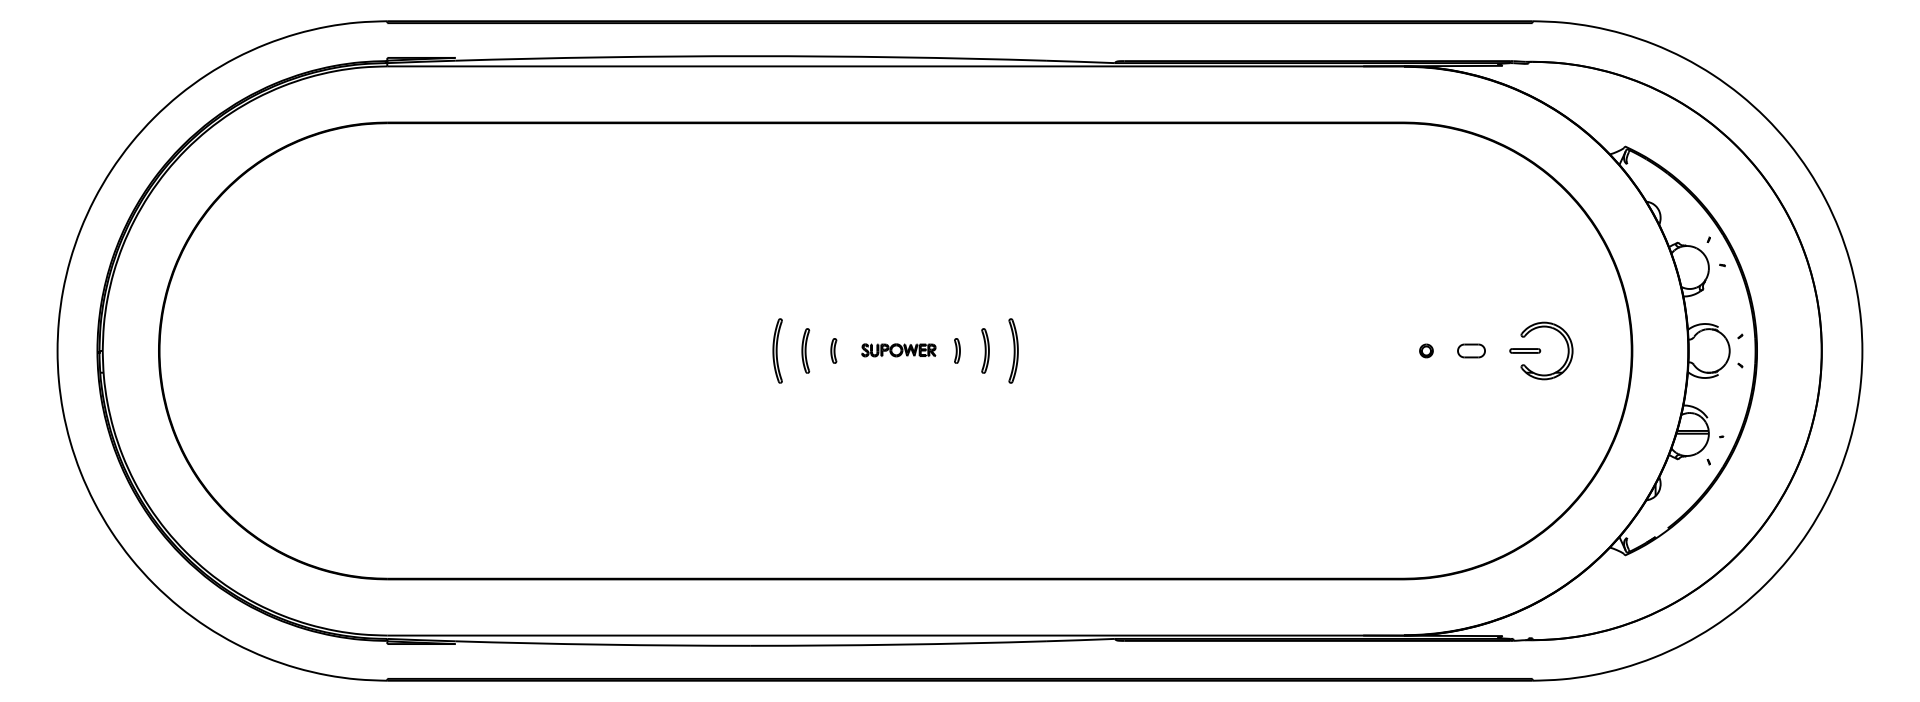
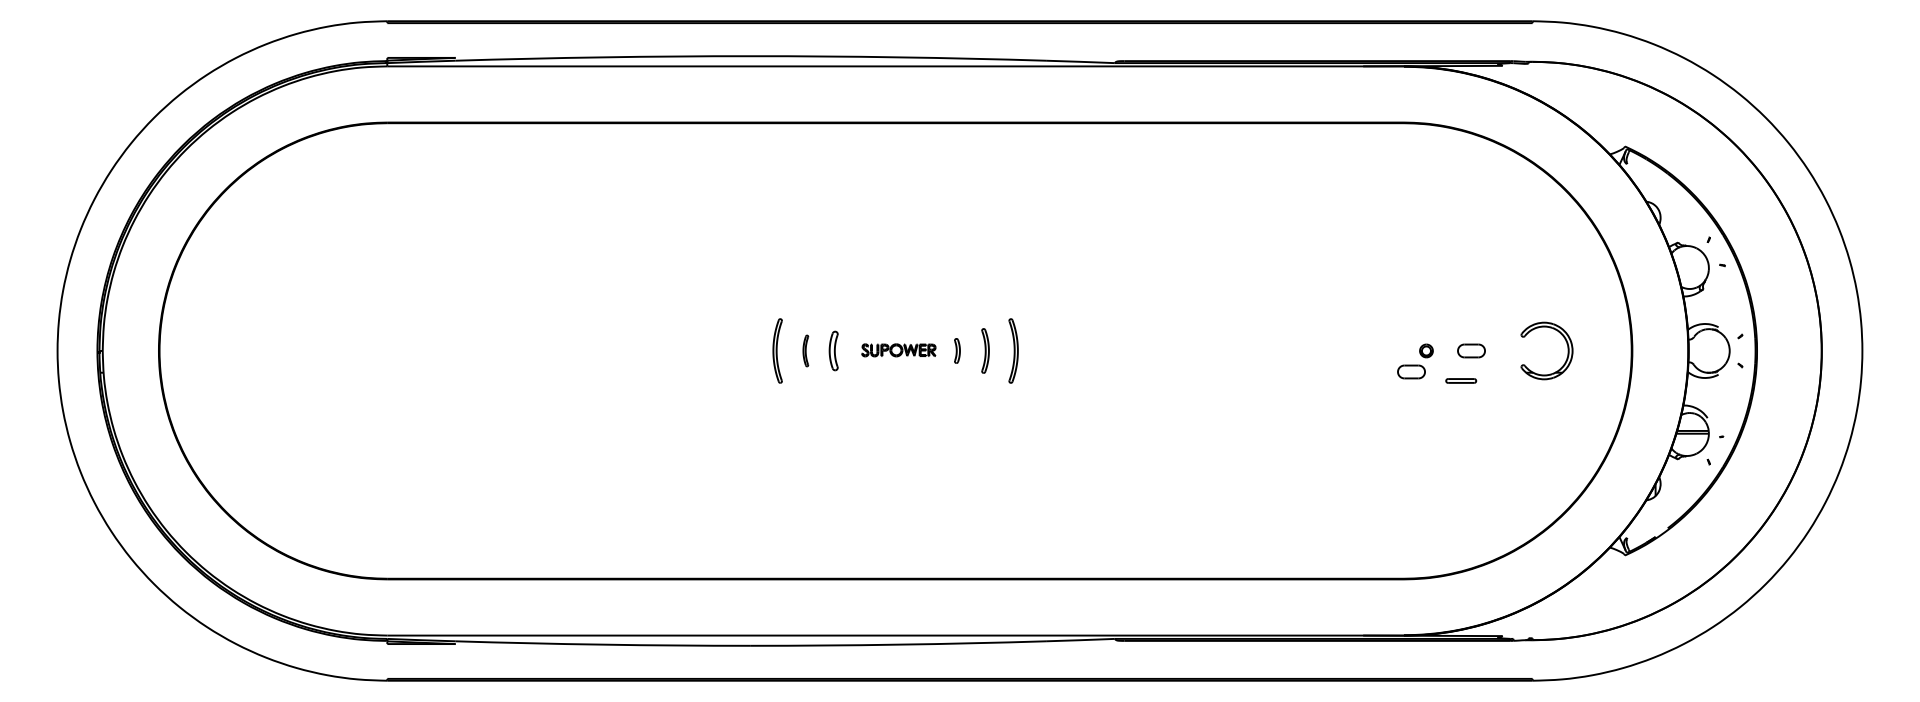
part size: 10x46 px -> 8x34 px (805, 350)
part size: 8x26 px -> 11x42 px (833, 350)
part position: (1525, 350) -> (1461, 380) (1461, 380)
part: none -> present (1411, 371)
